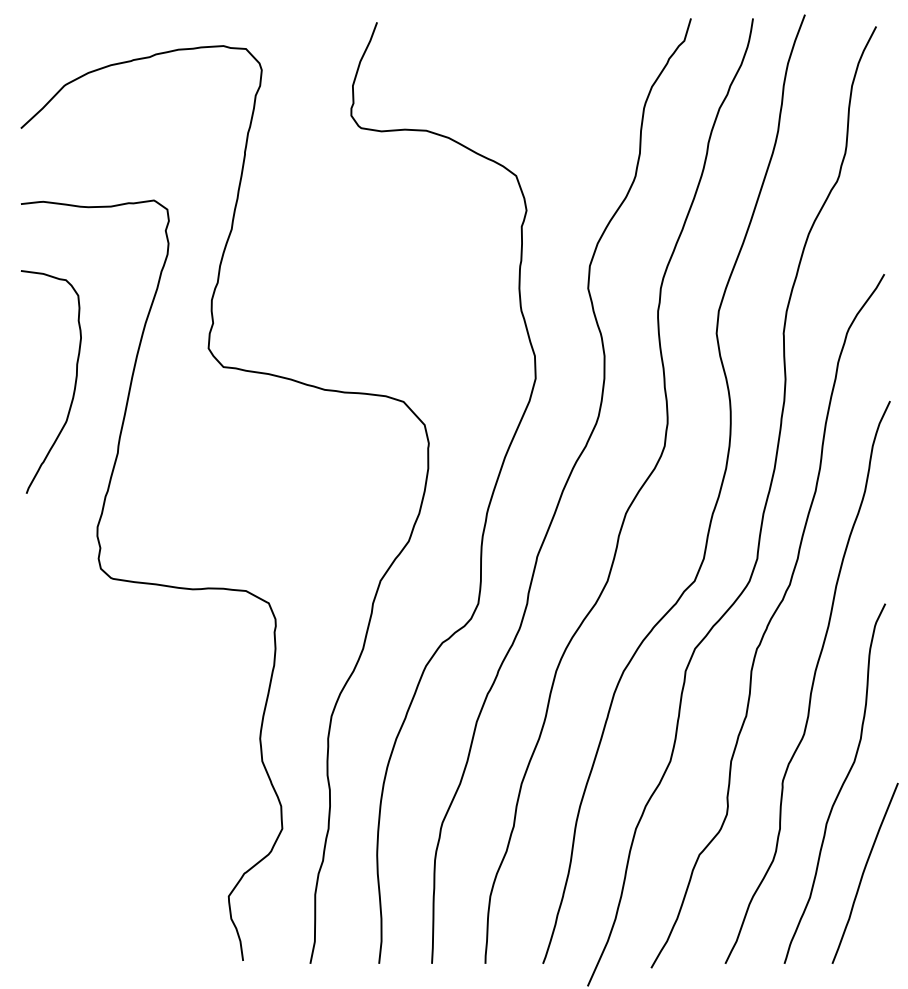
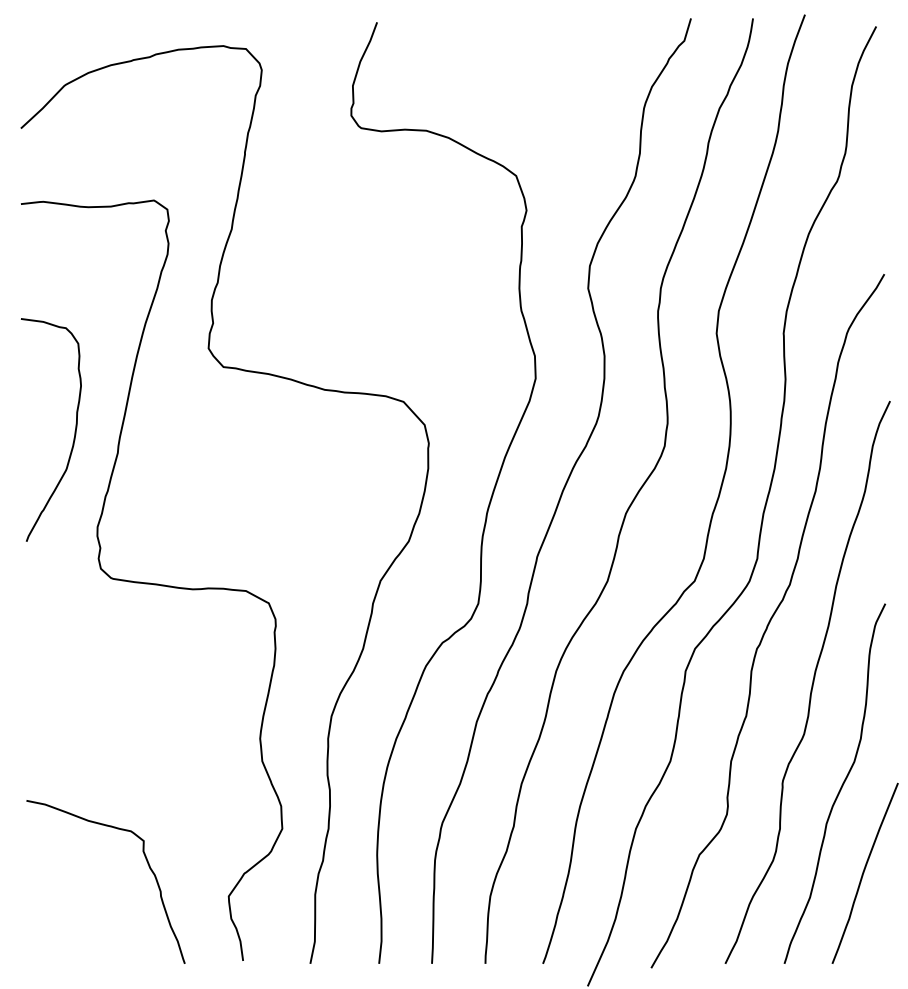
curve position: (74, 383) -> (74, 431) (74, 431)
curve: none -> present (147, 864)
